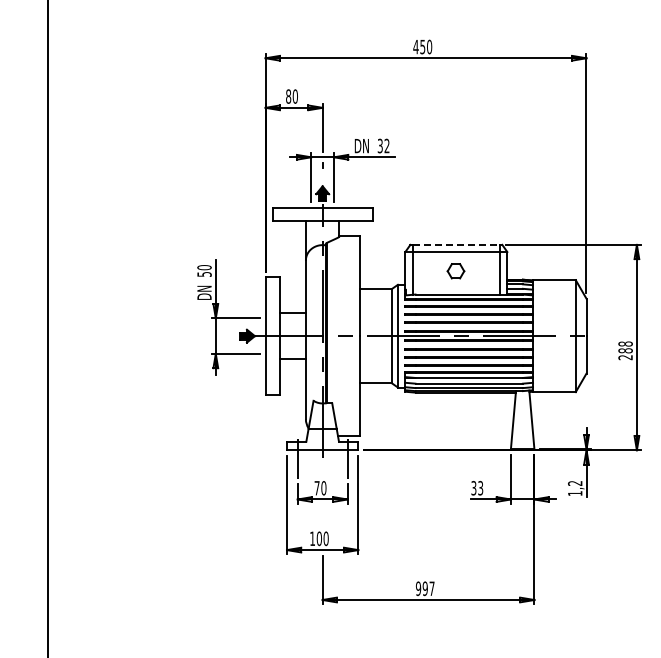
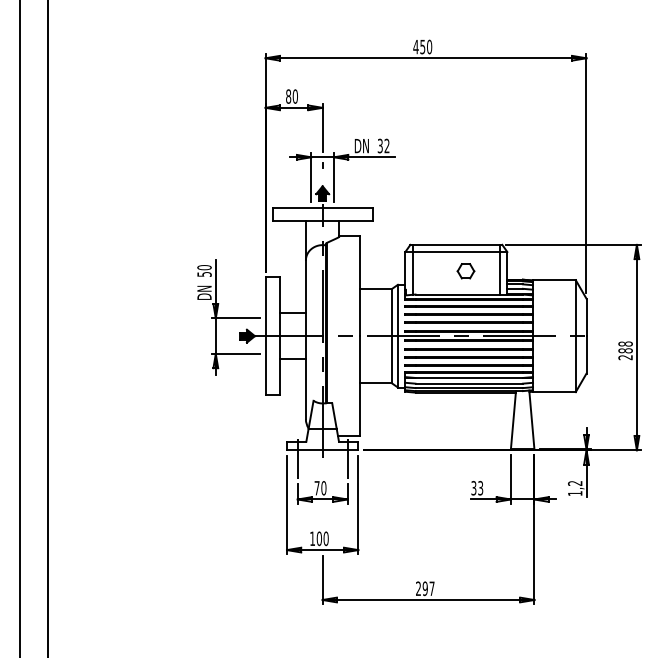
line: dashed -> solid (456, 244)
part position: (455, 271) -> (465, 271) (465, 271)
line: none -> present (19, 328)
text: 997 -> 297 (418, 588)
